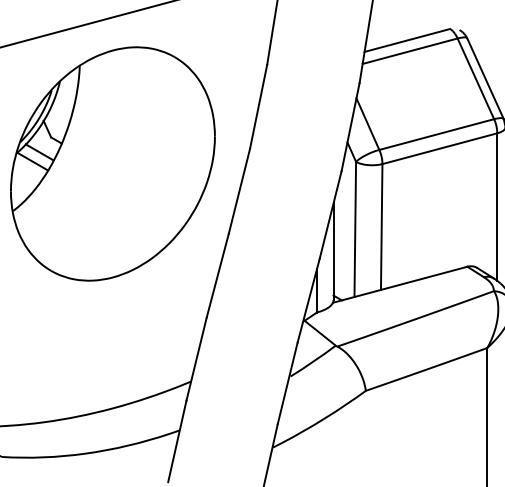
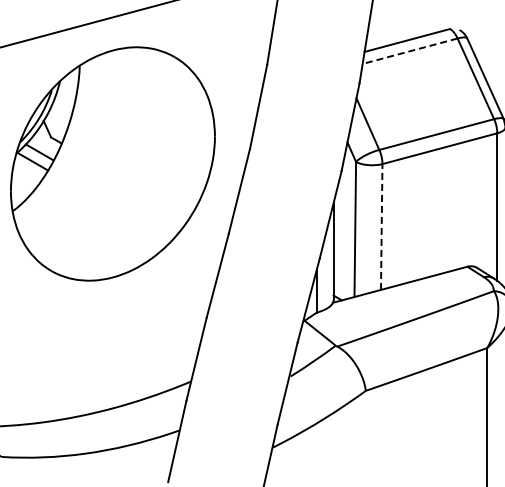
line: solid -> dashed (409, 51)
line: solid -> dashed (381, 227)
